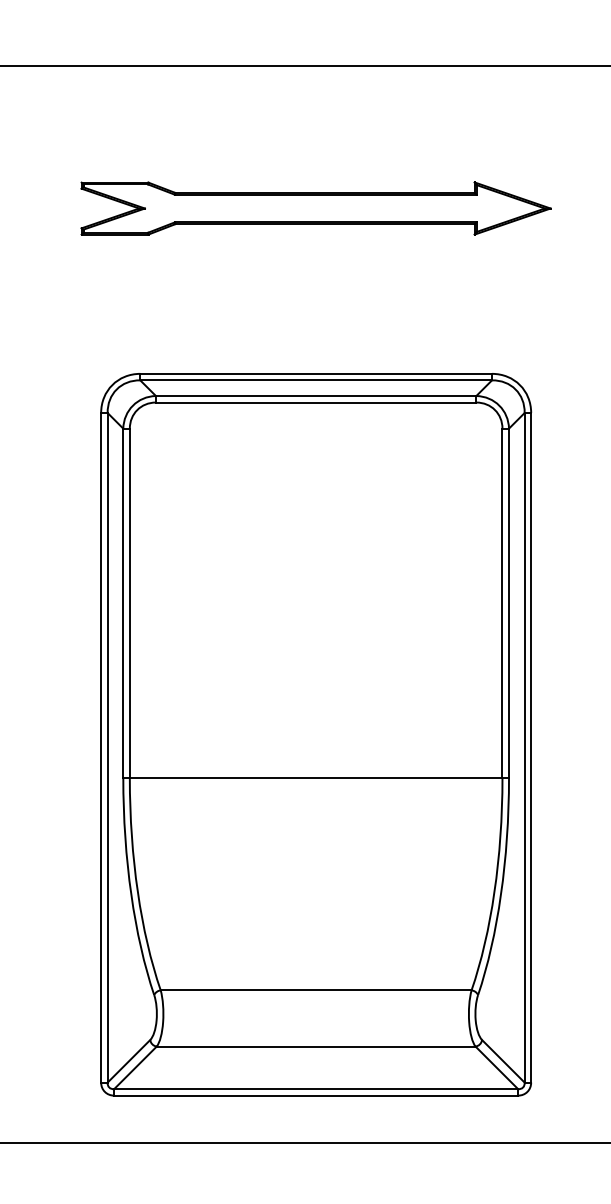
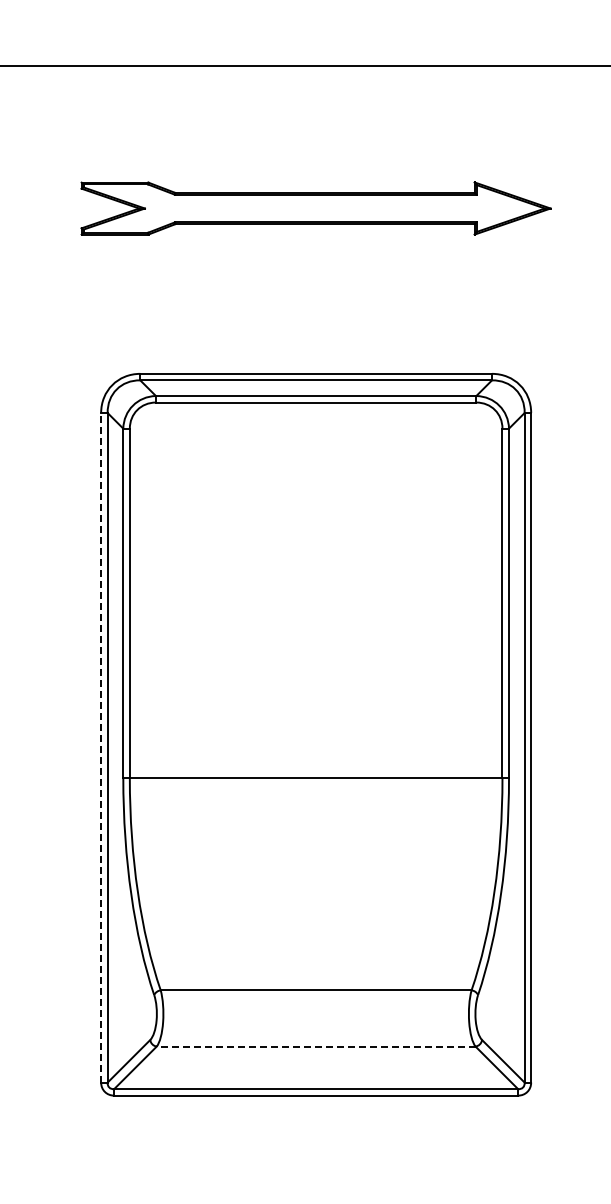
line: solid -> dashed (101, 747)
line: solid -> dashed (315, 1046)
line: present -> none (304, 1142)
